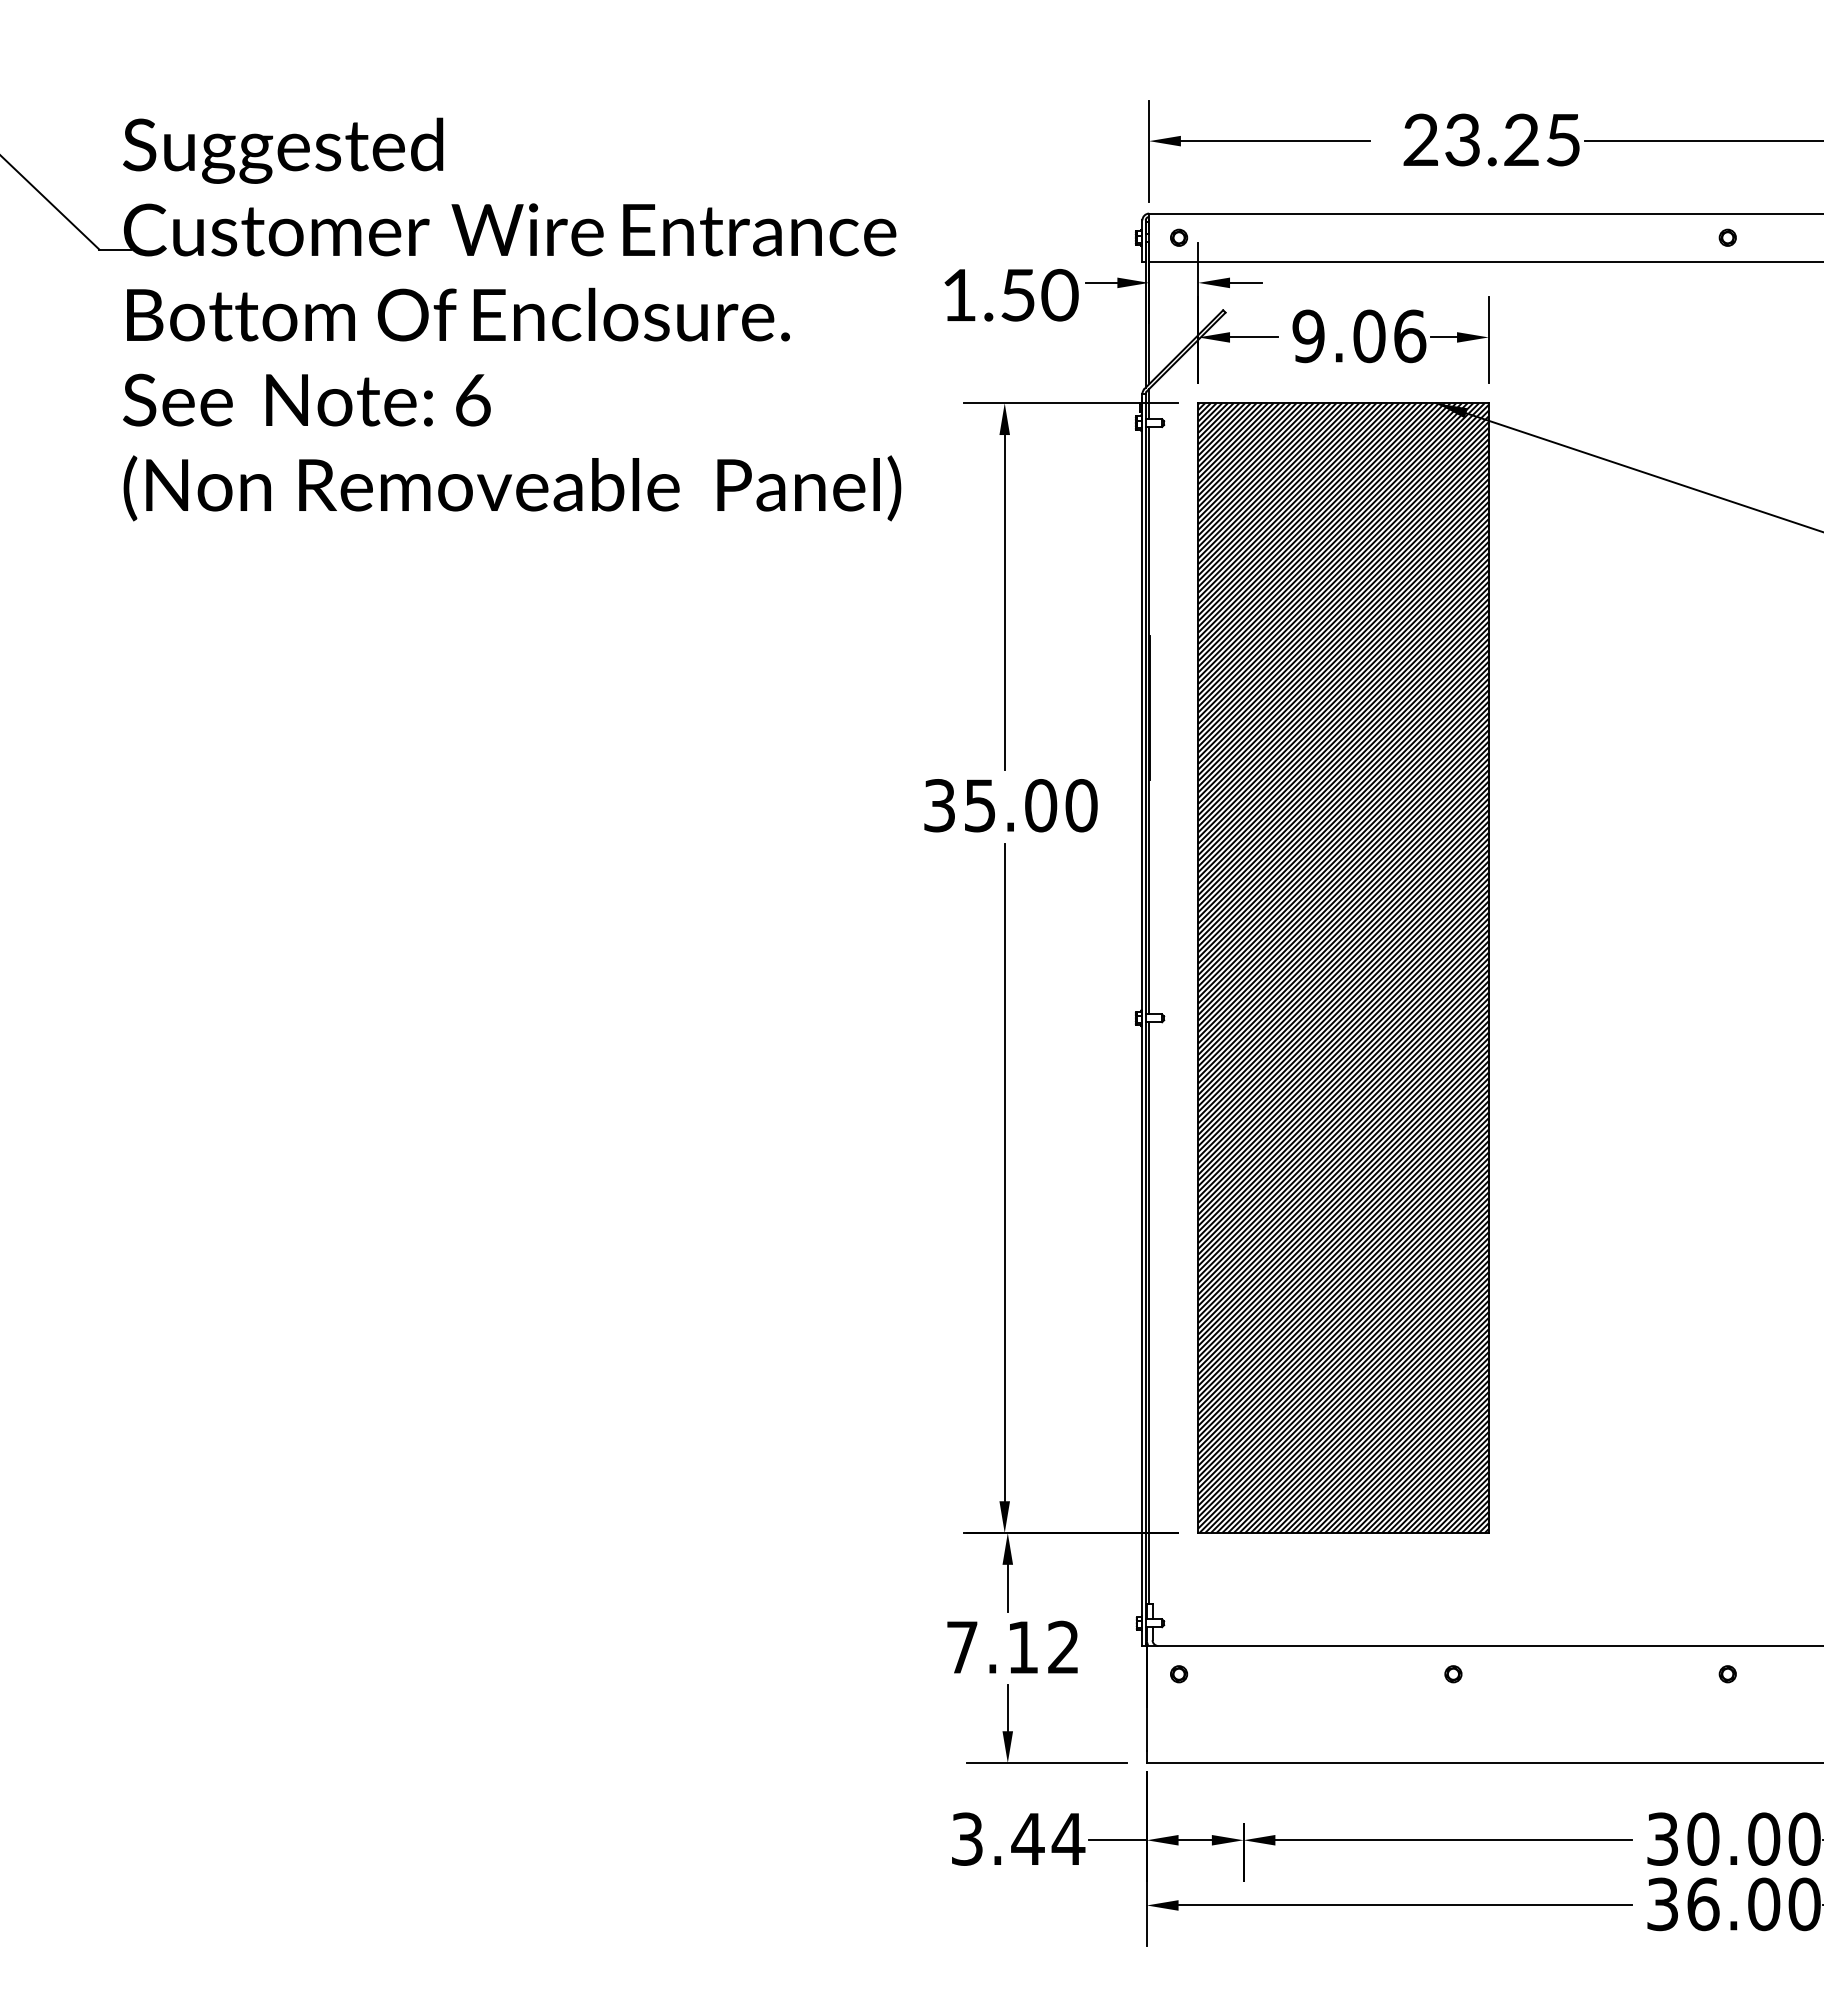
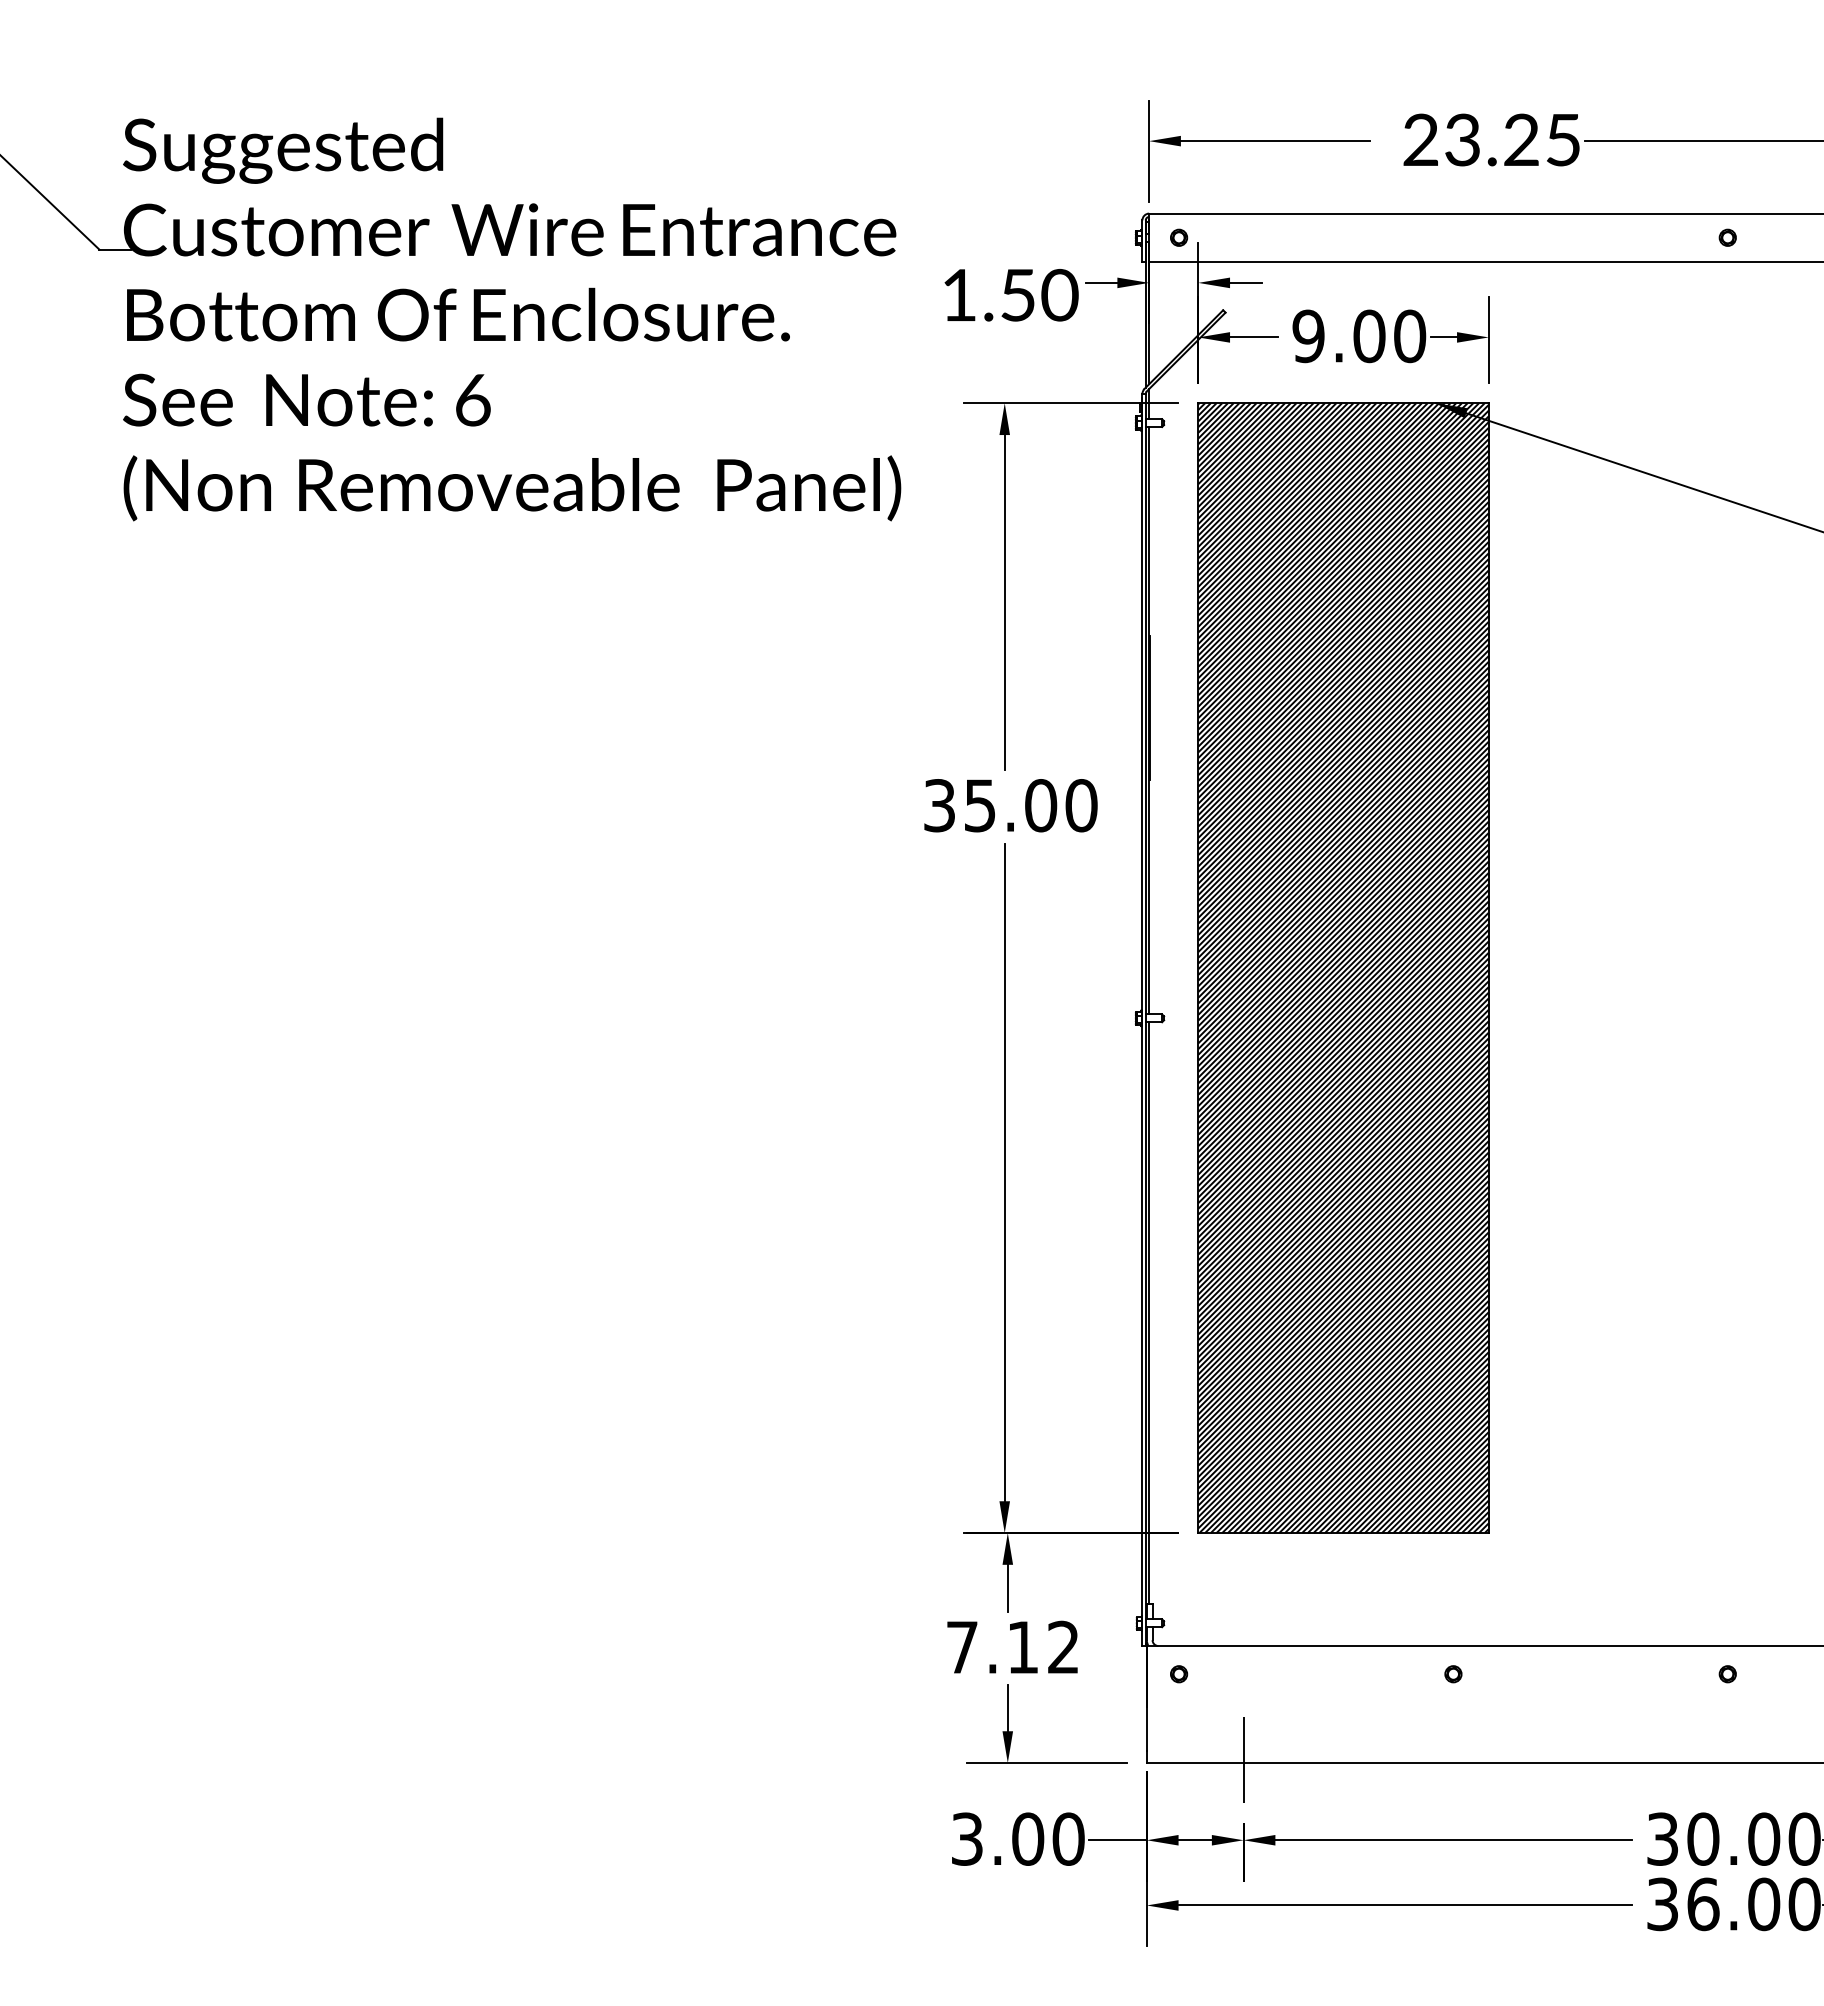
text: 9.06 -> 9.00 (1410, 336)
line: none -> present (1243, 1759)
text: 3.44 -> 3.00 (1048, 1838)
